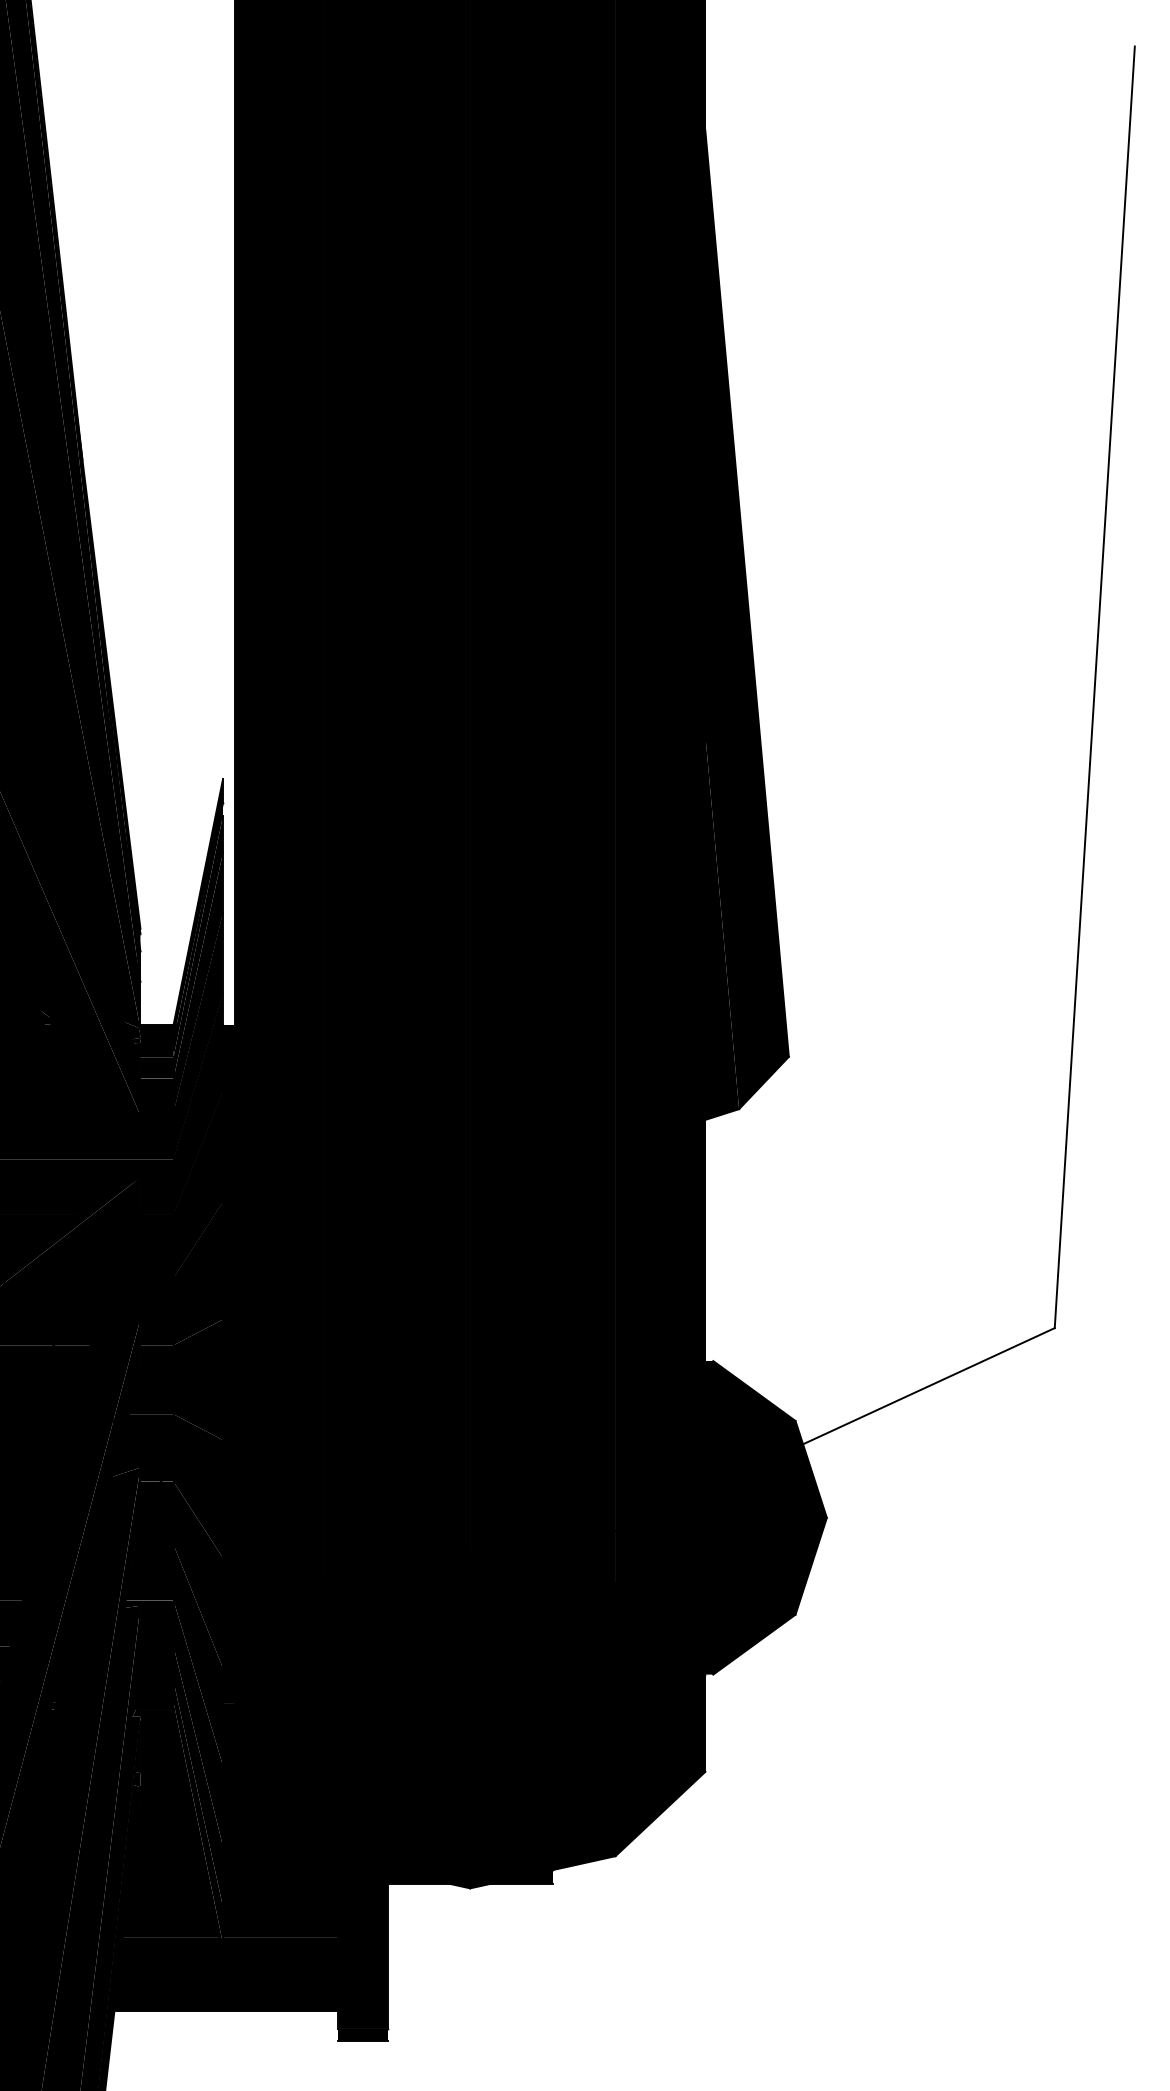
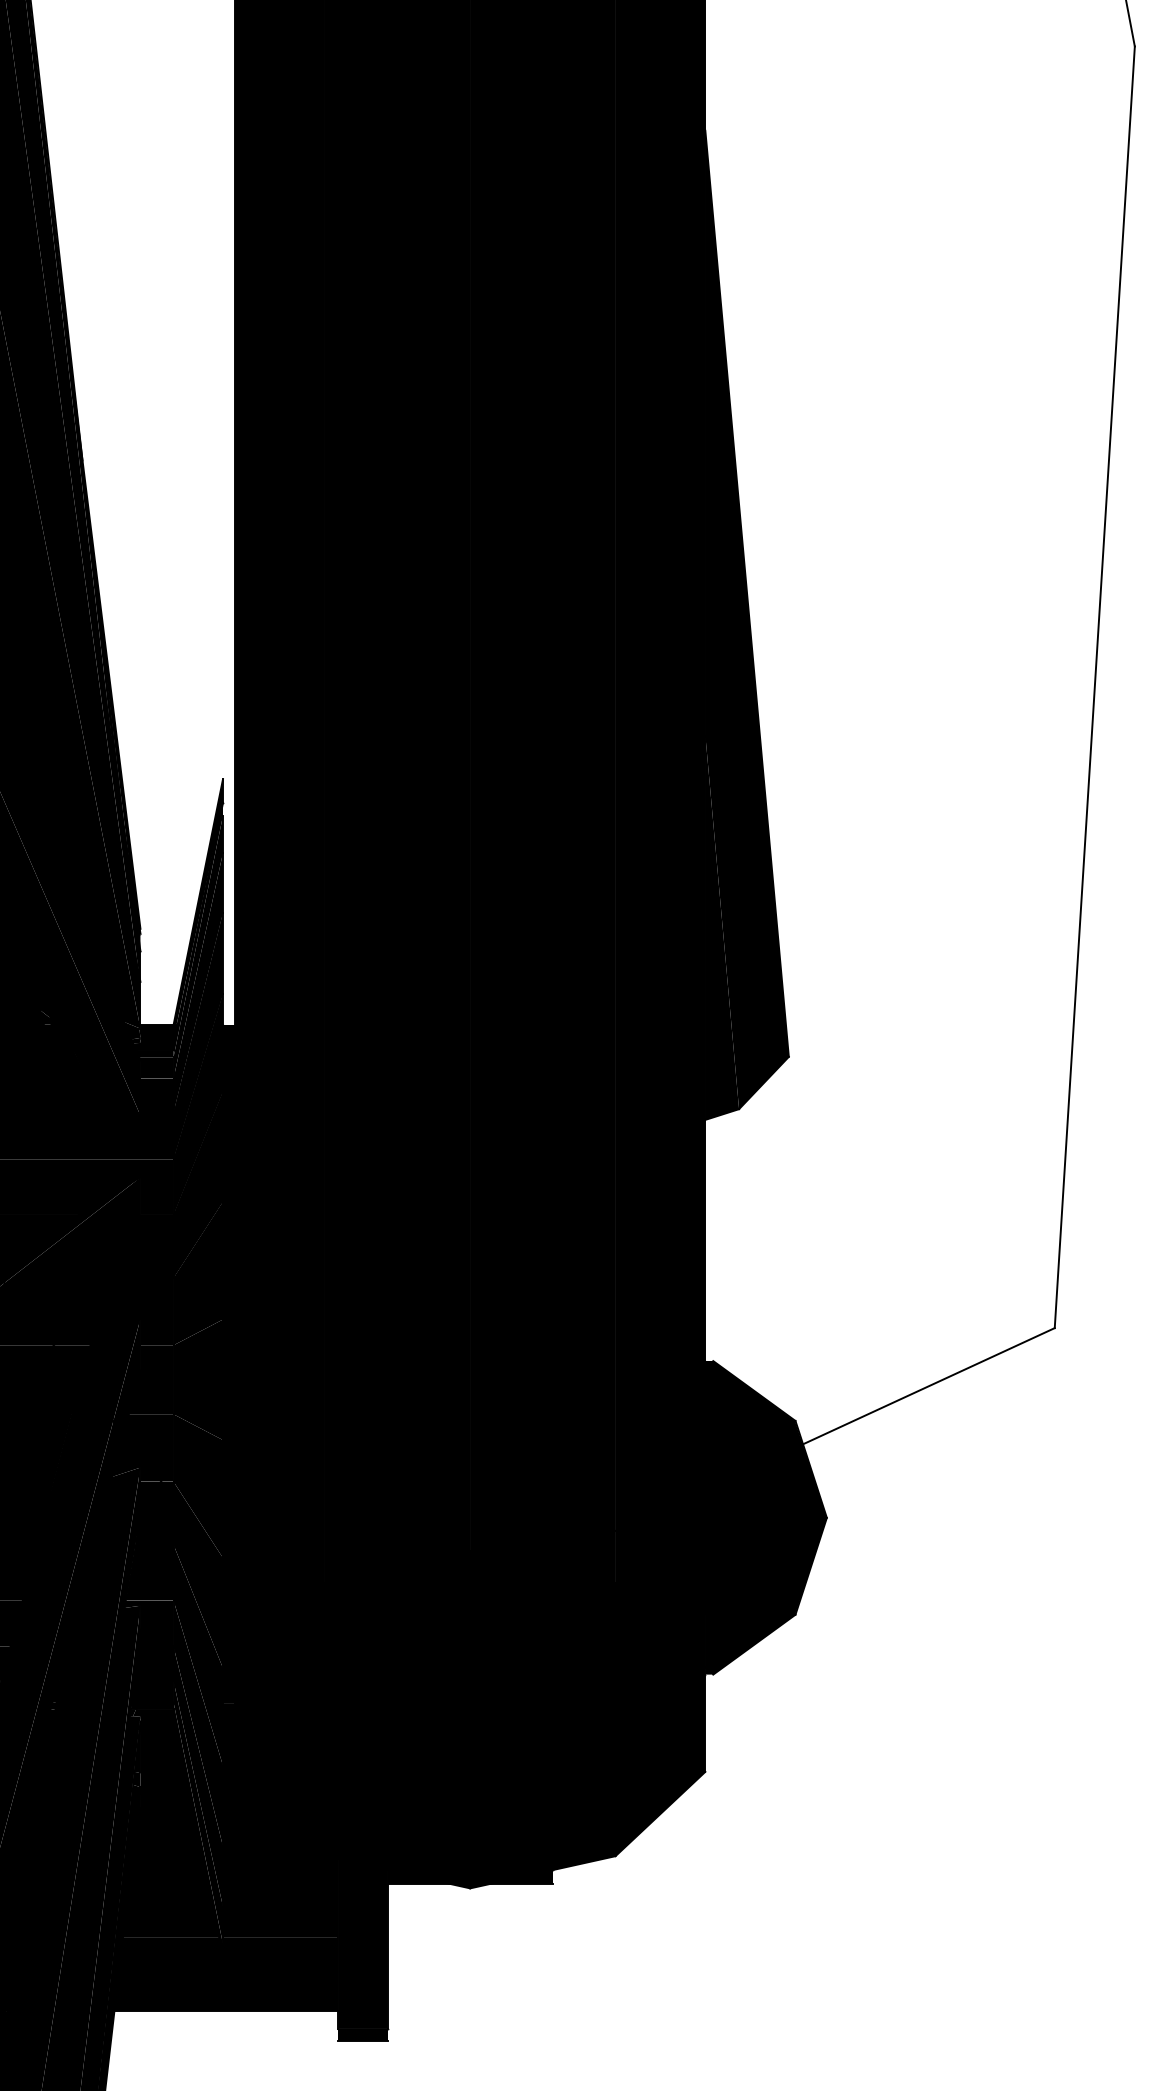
line: none -> present (1130, 24)
